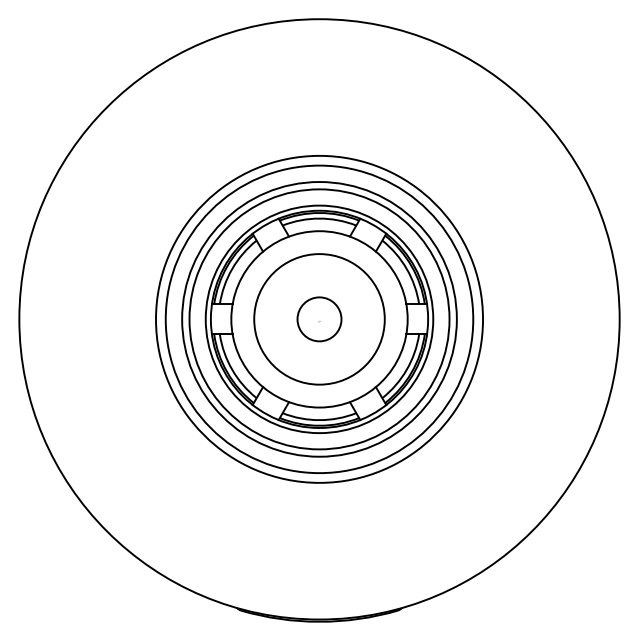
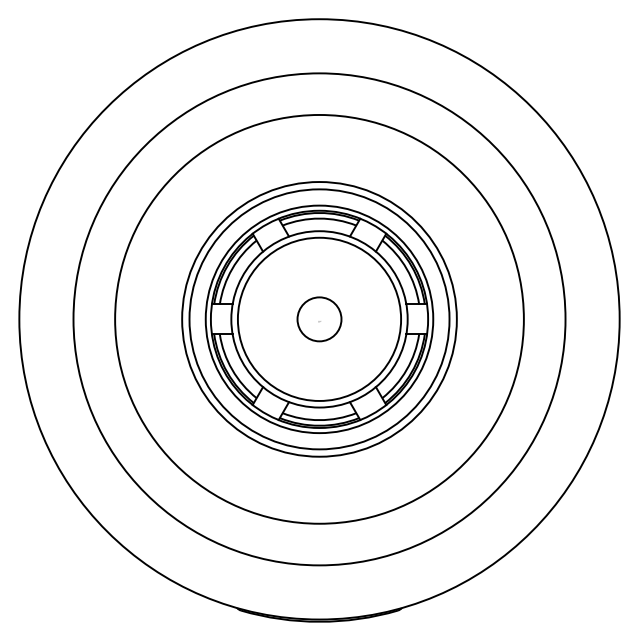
circle diameter: 327 px -> 409 px (319, 318)
circle diameter: 131 px -> 163 px (319, 318)
circle diameter: 308 px -> 492 px (319, 319)
